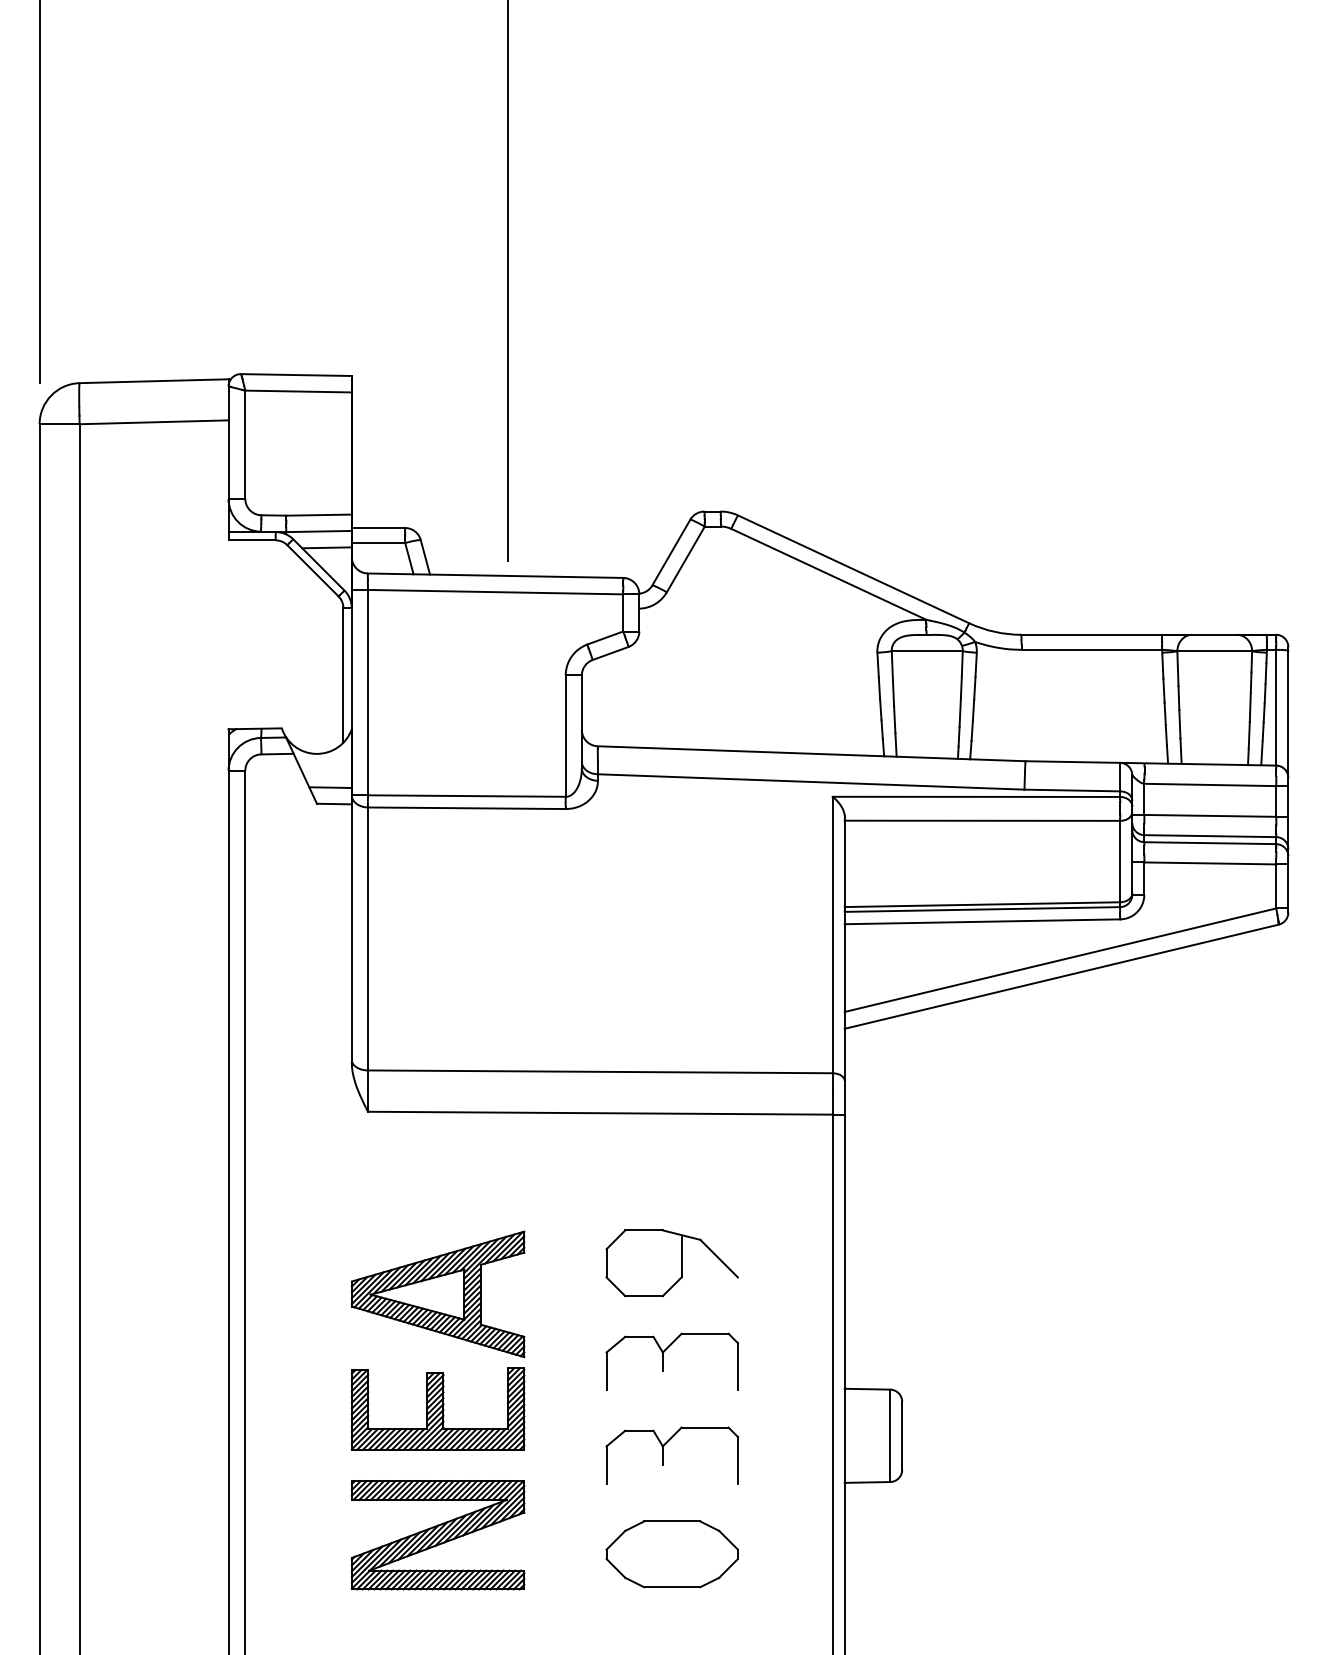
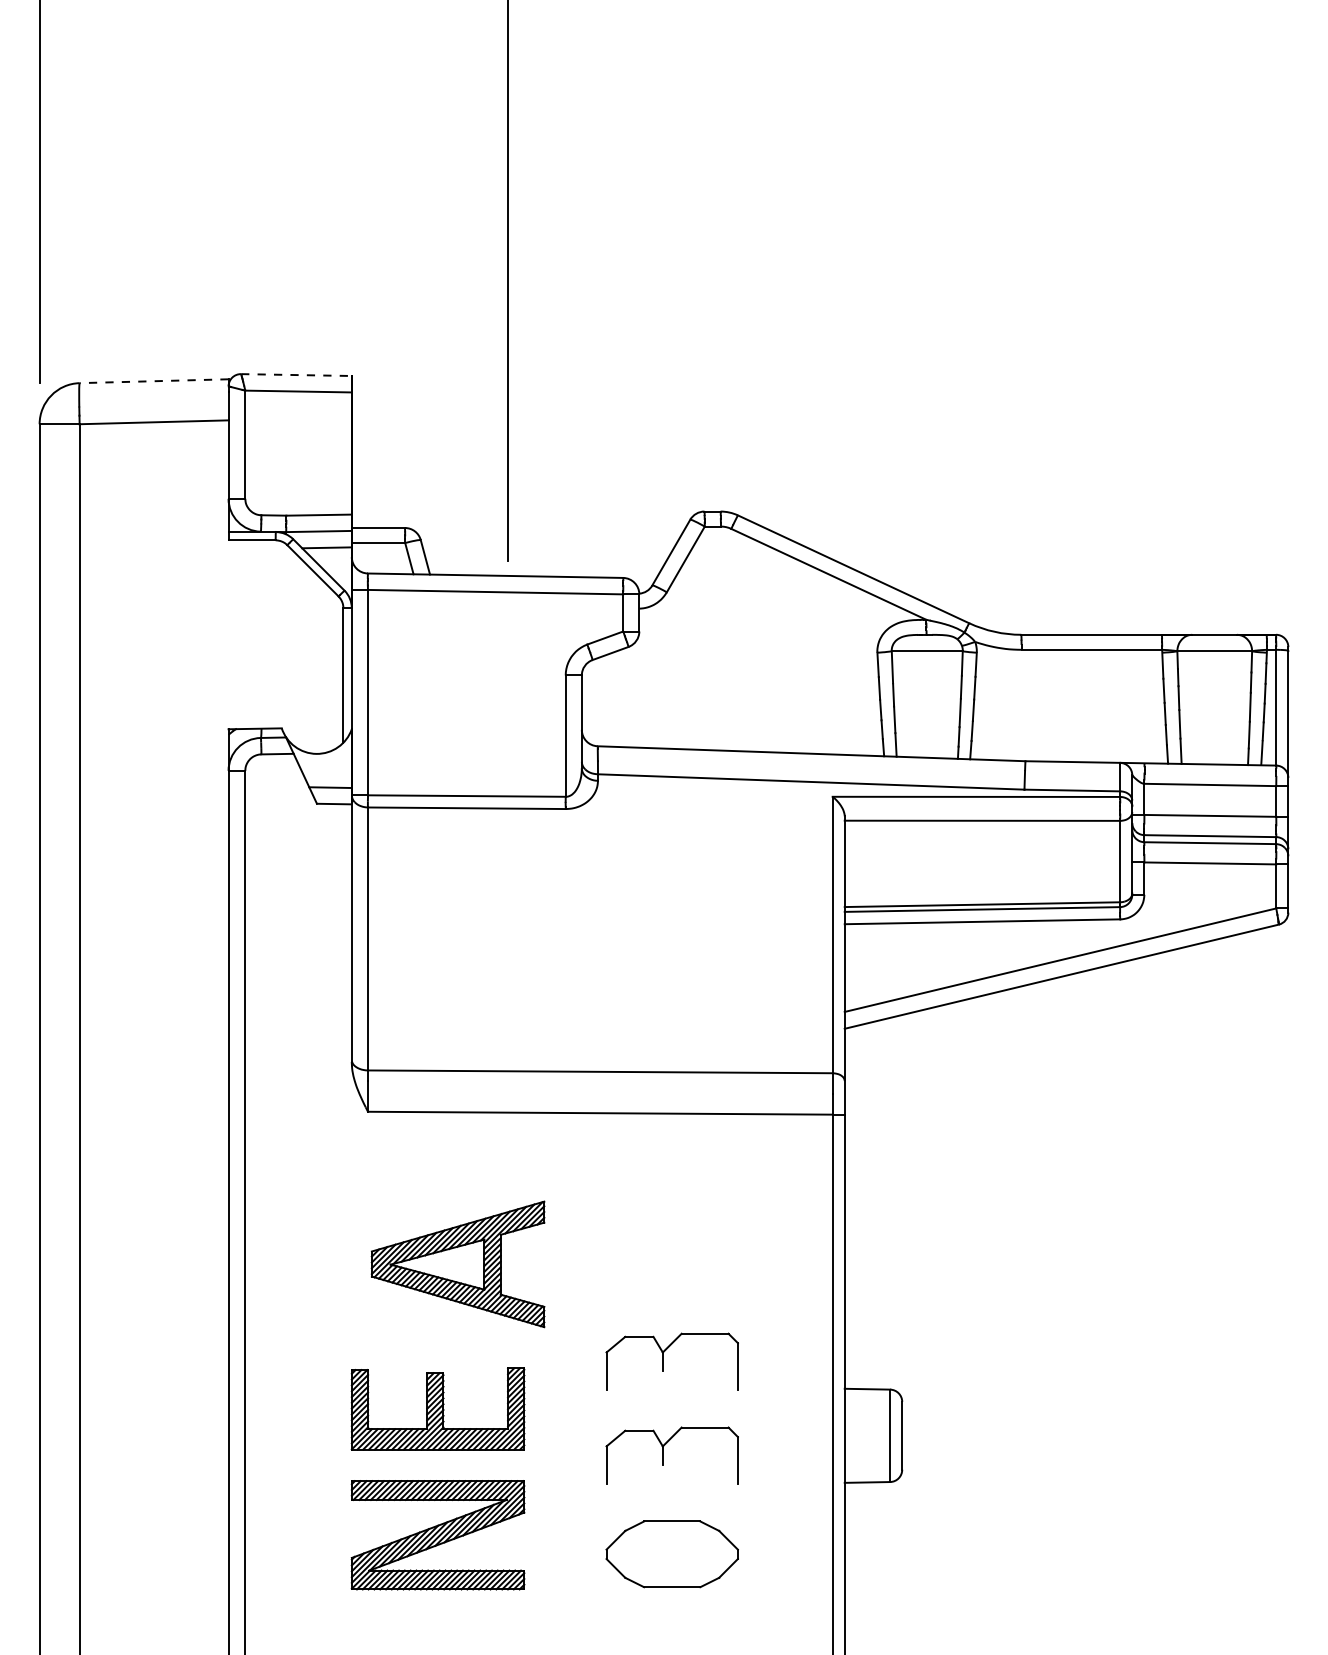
line: solid -> dashed (296, 375)
line: solid -> dashed (153, 381)
part: present -> none (671, 1263)
part position: (437, 1294) -> (457, 1264) (457, 1264)
